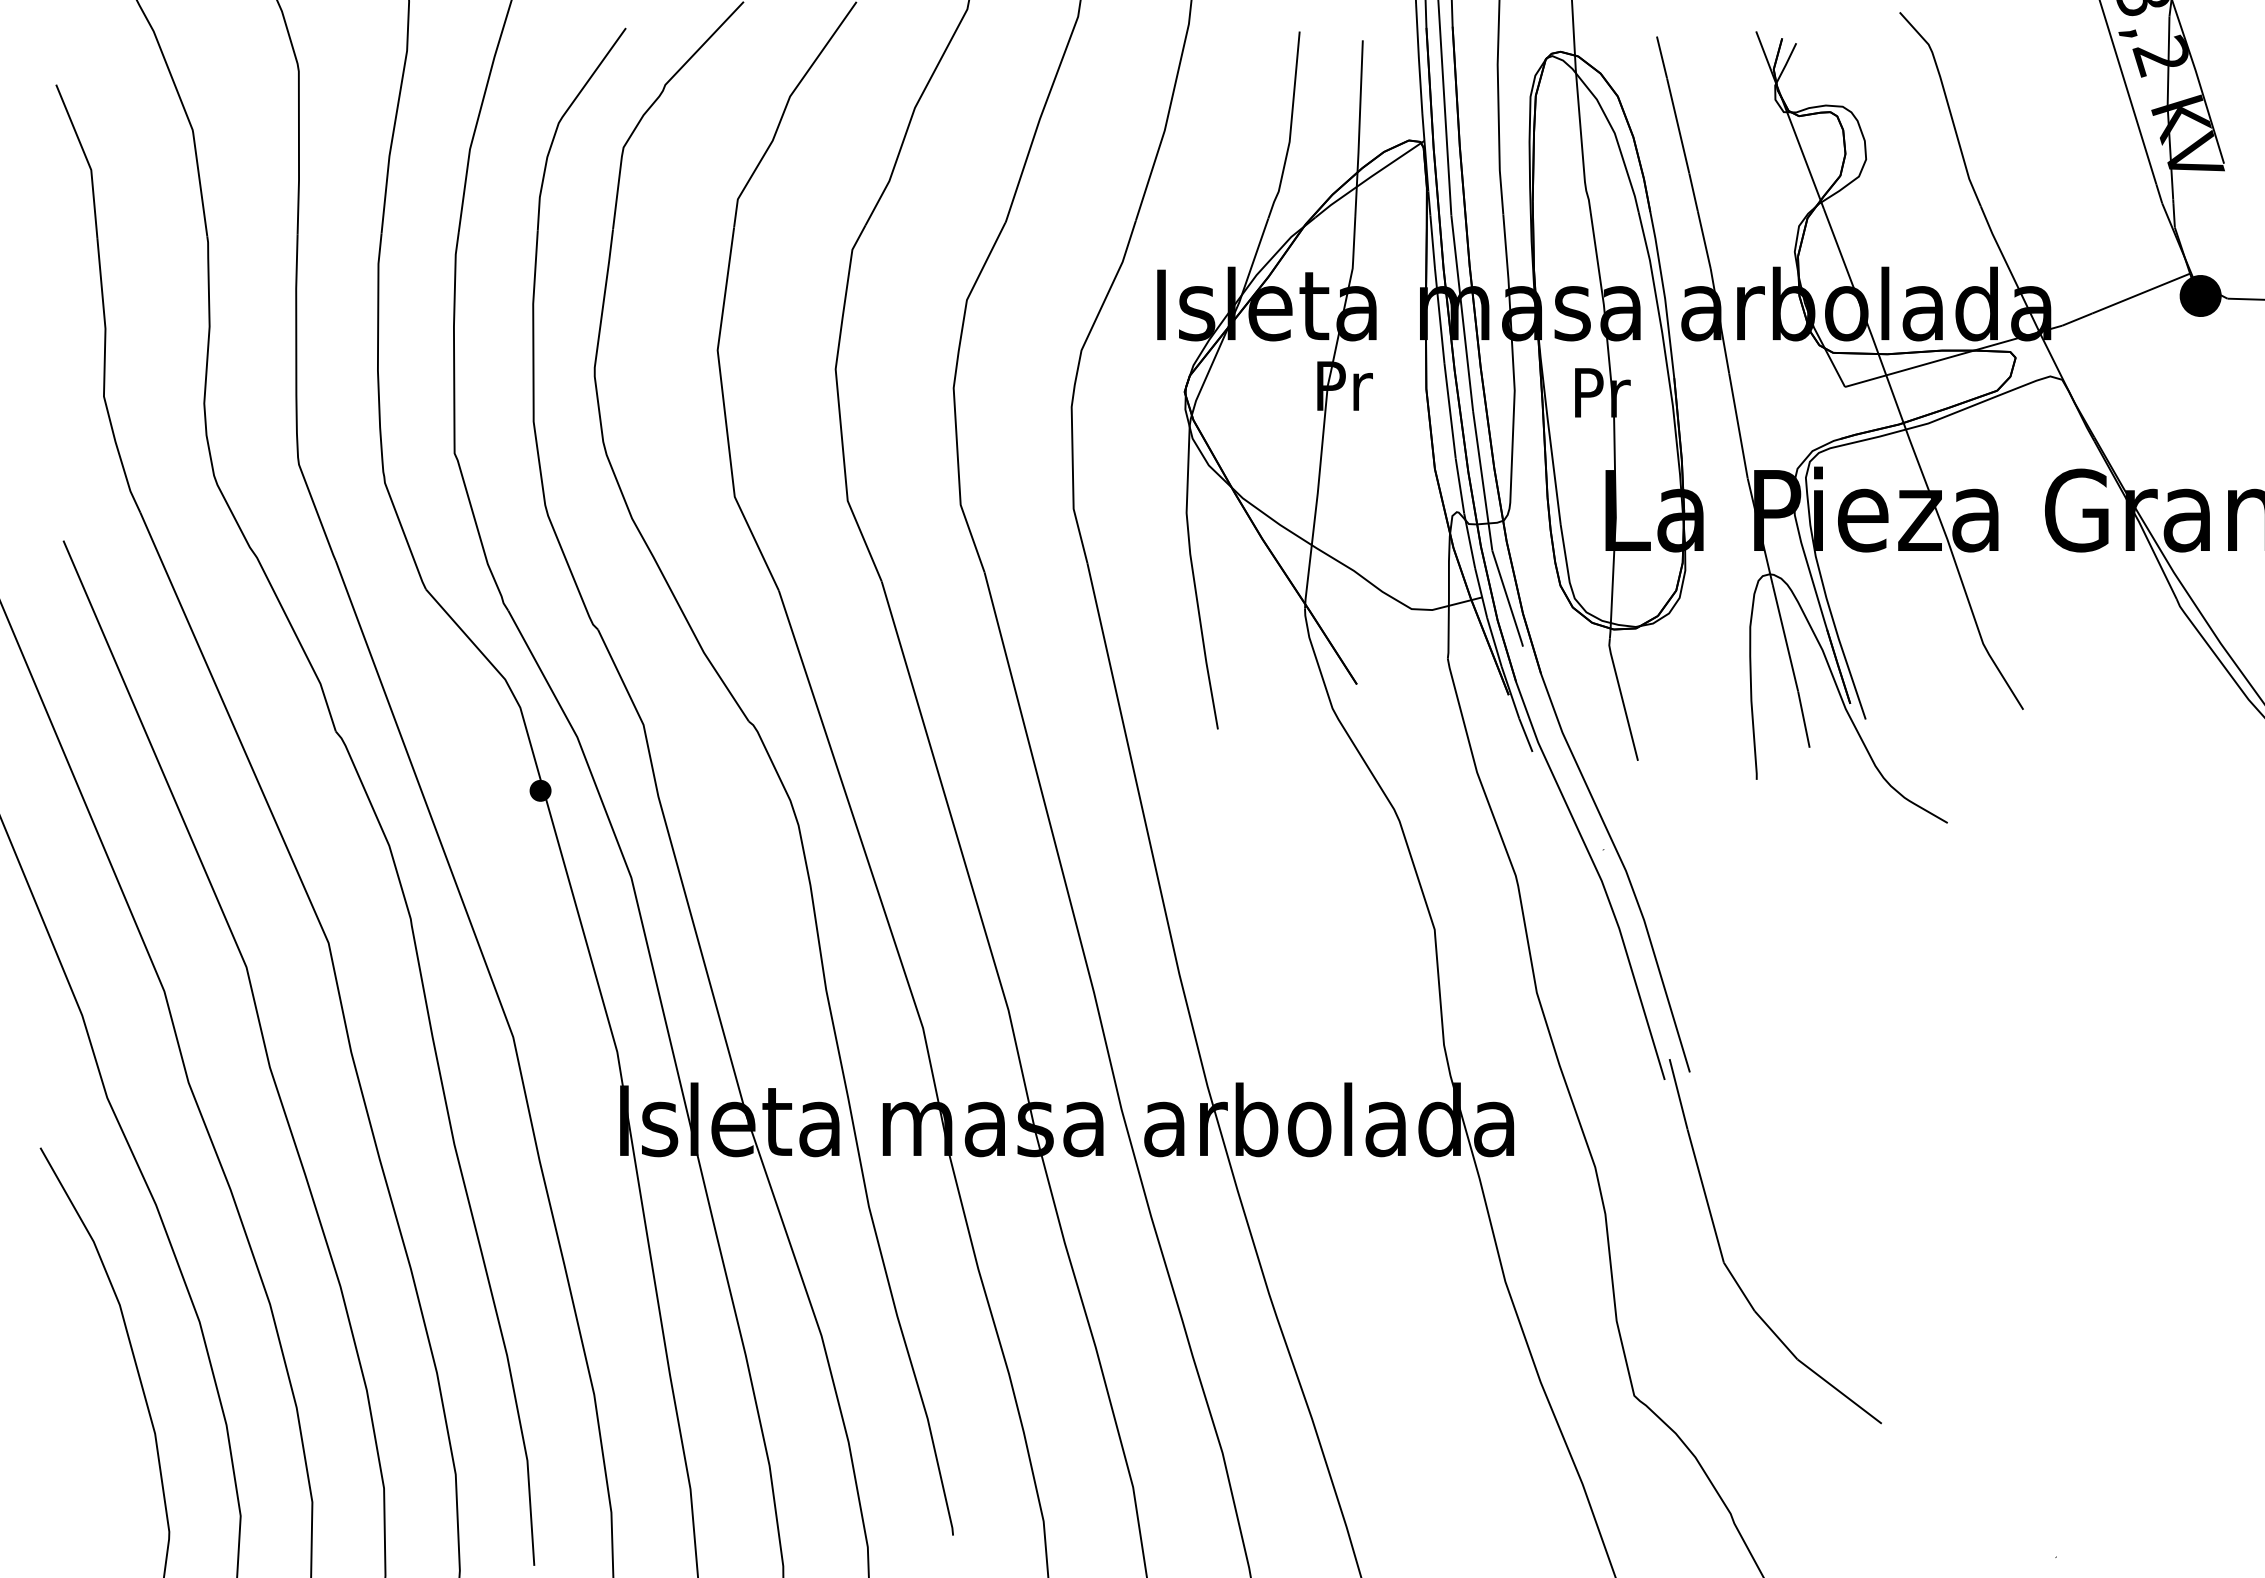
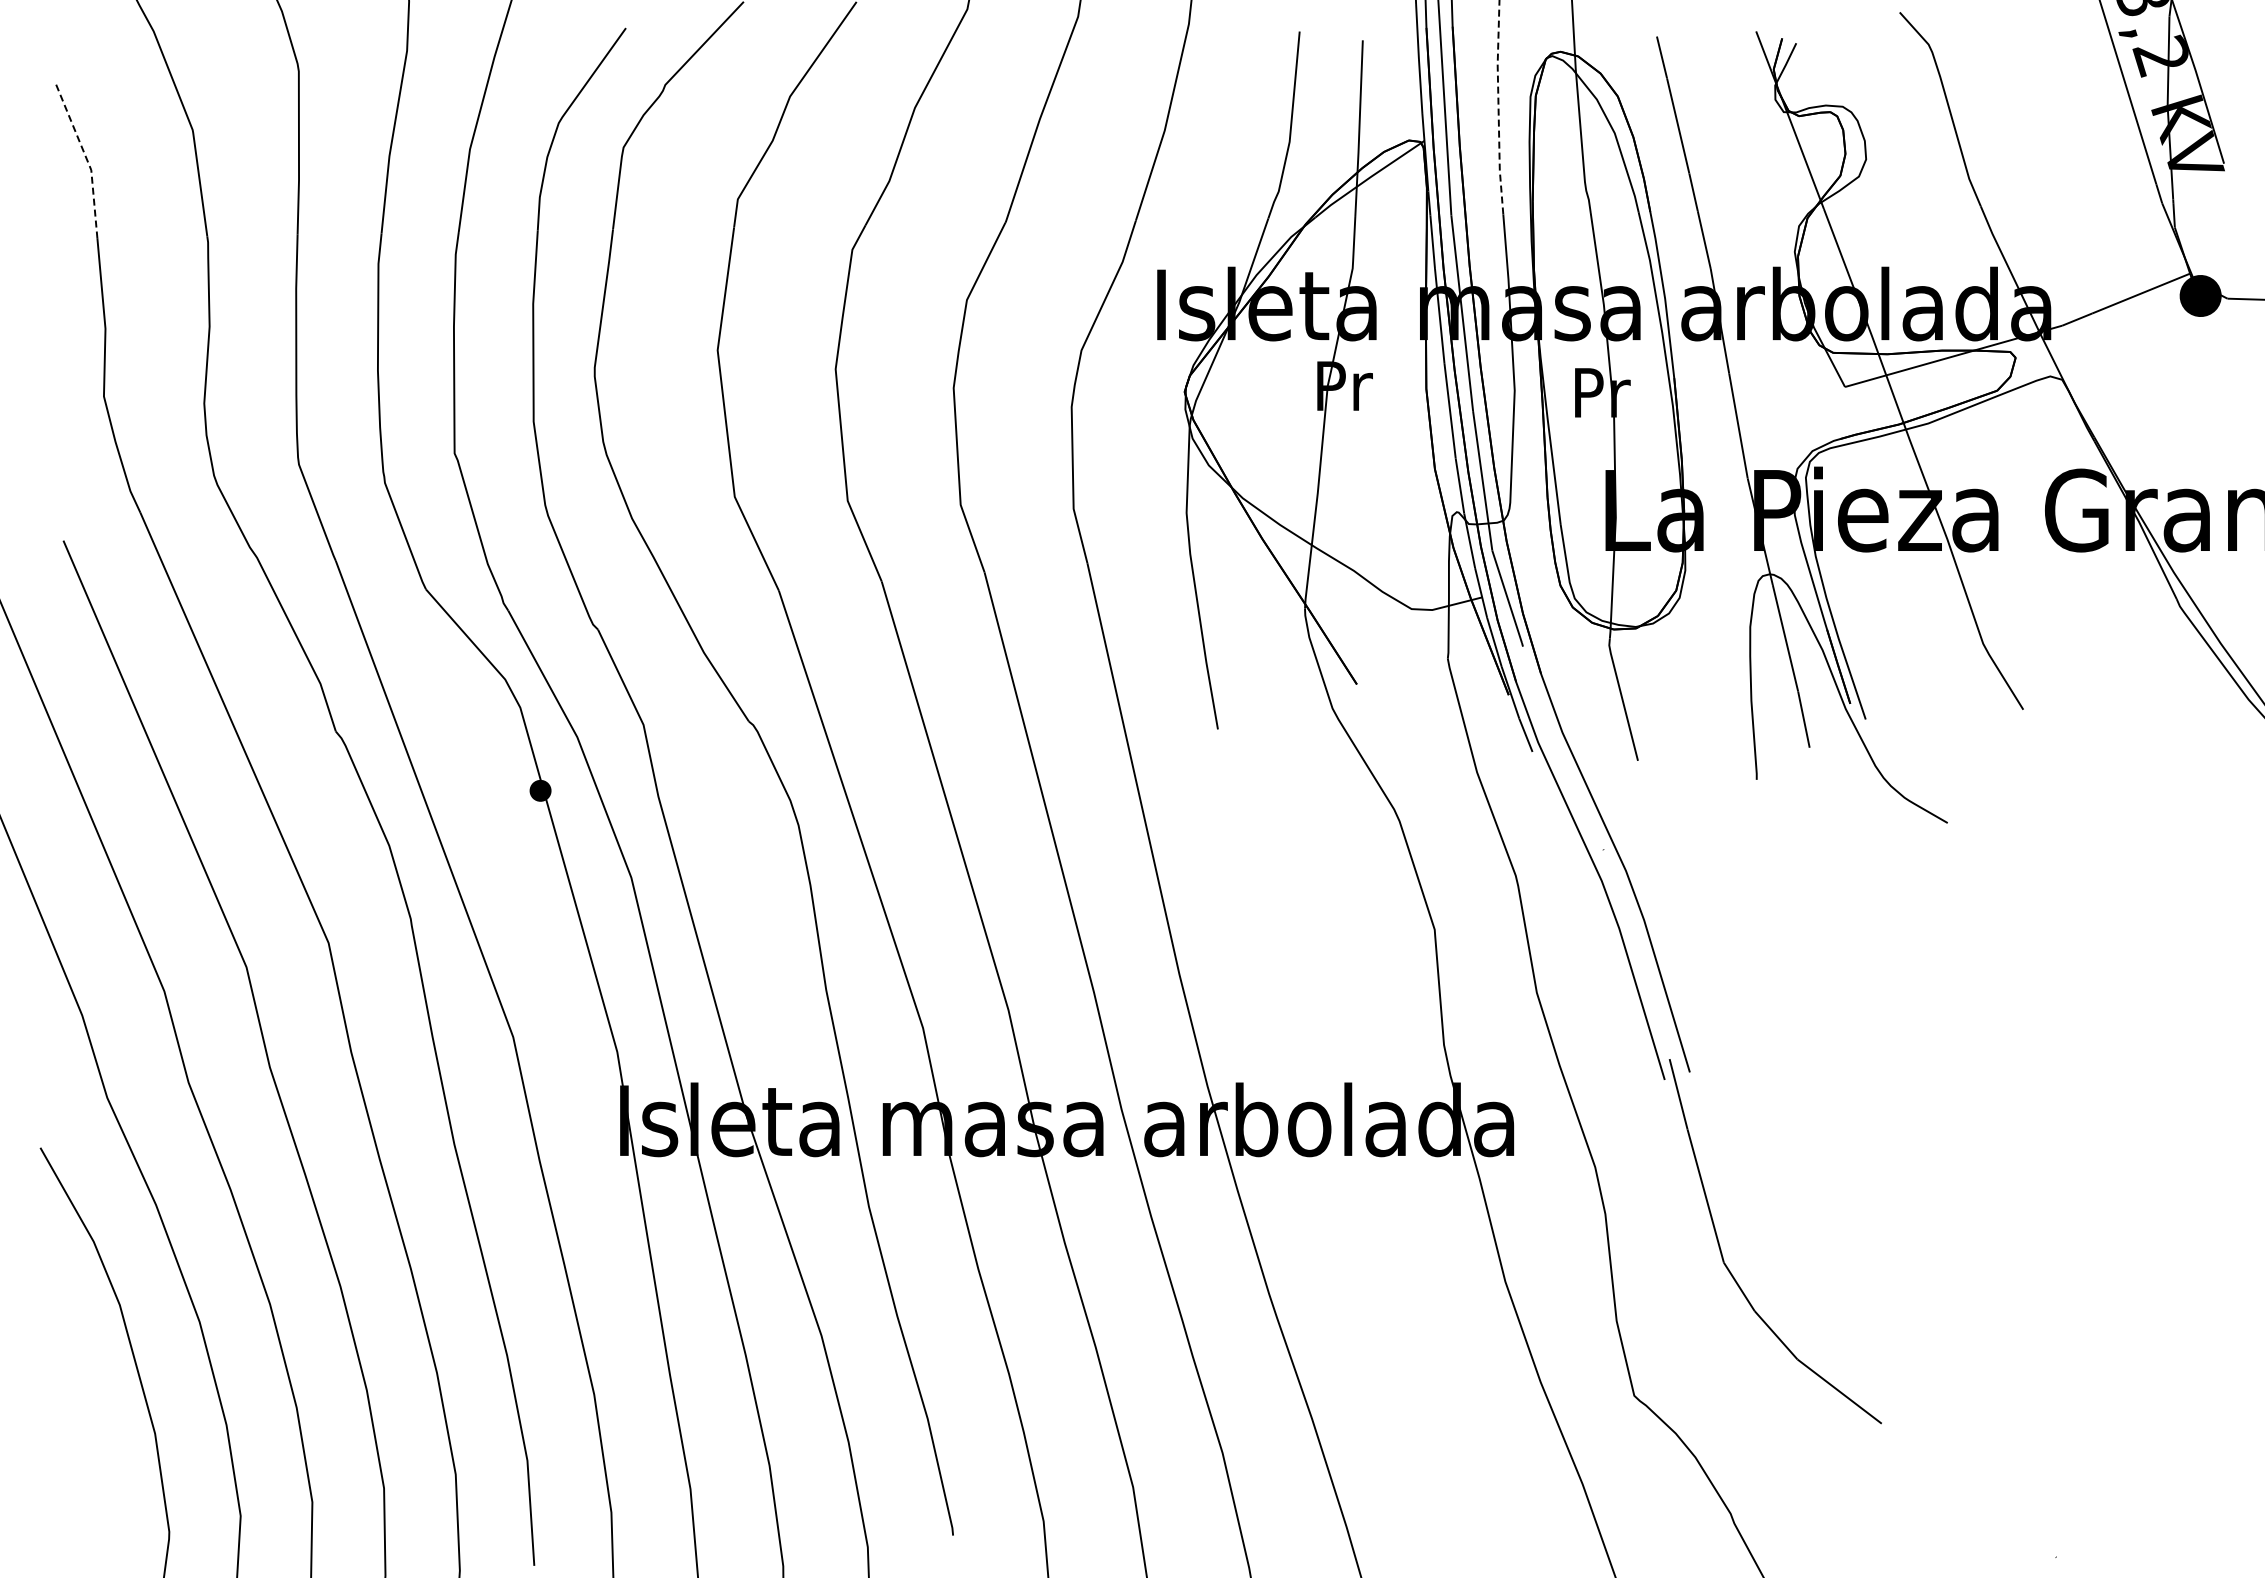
line: solid -> dashed (1498, 107)
line: solid -> dashed (87, 159)
